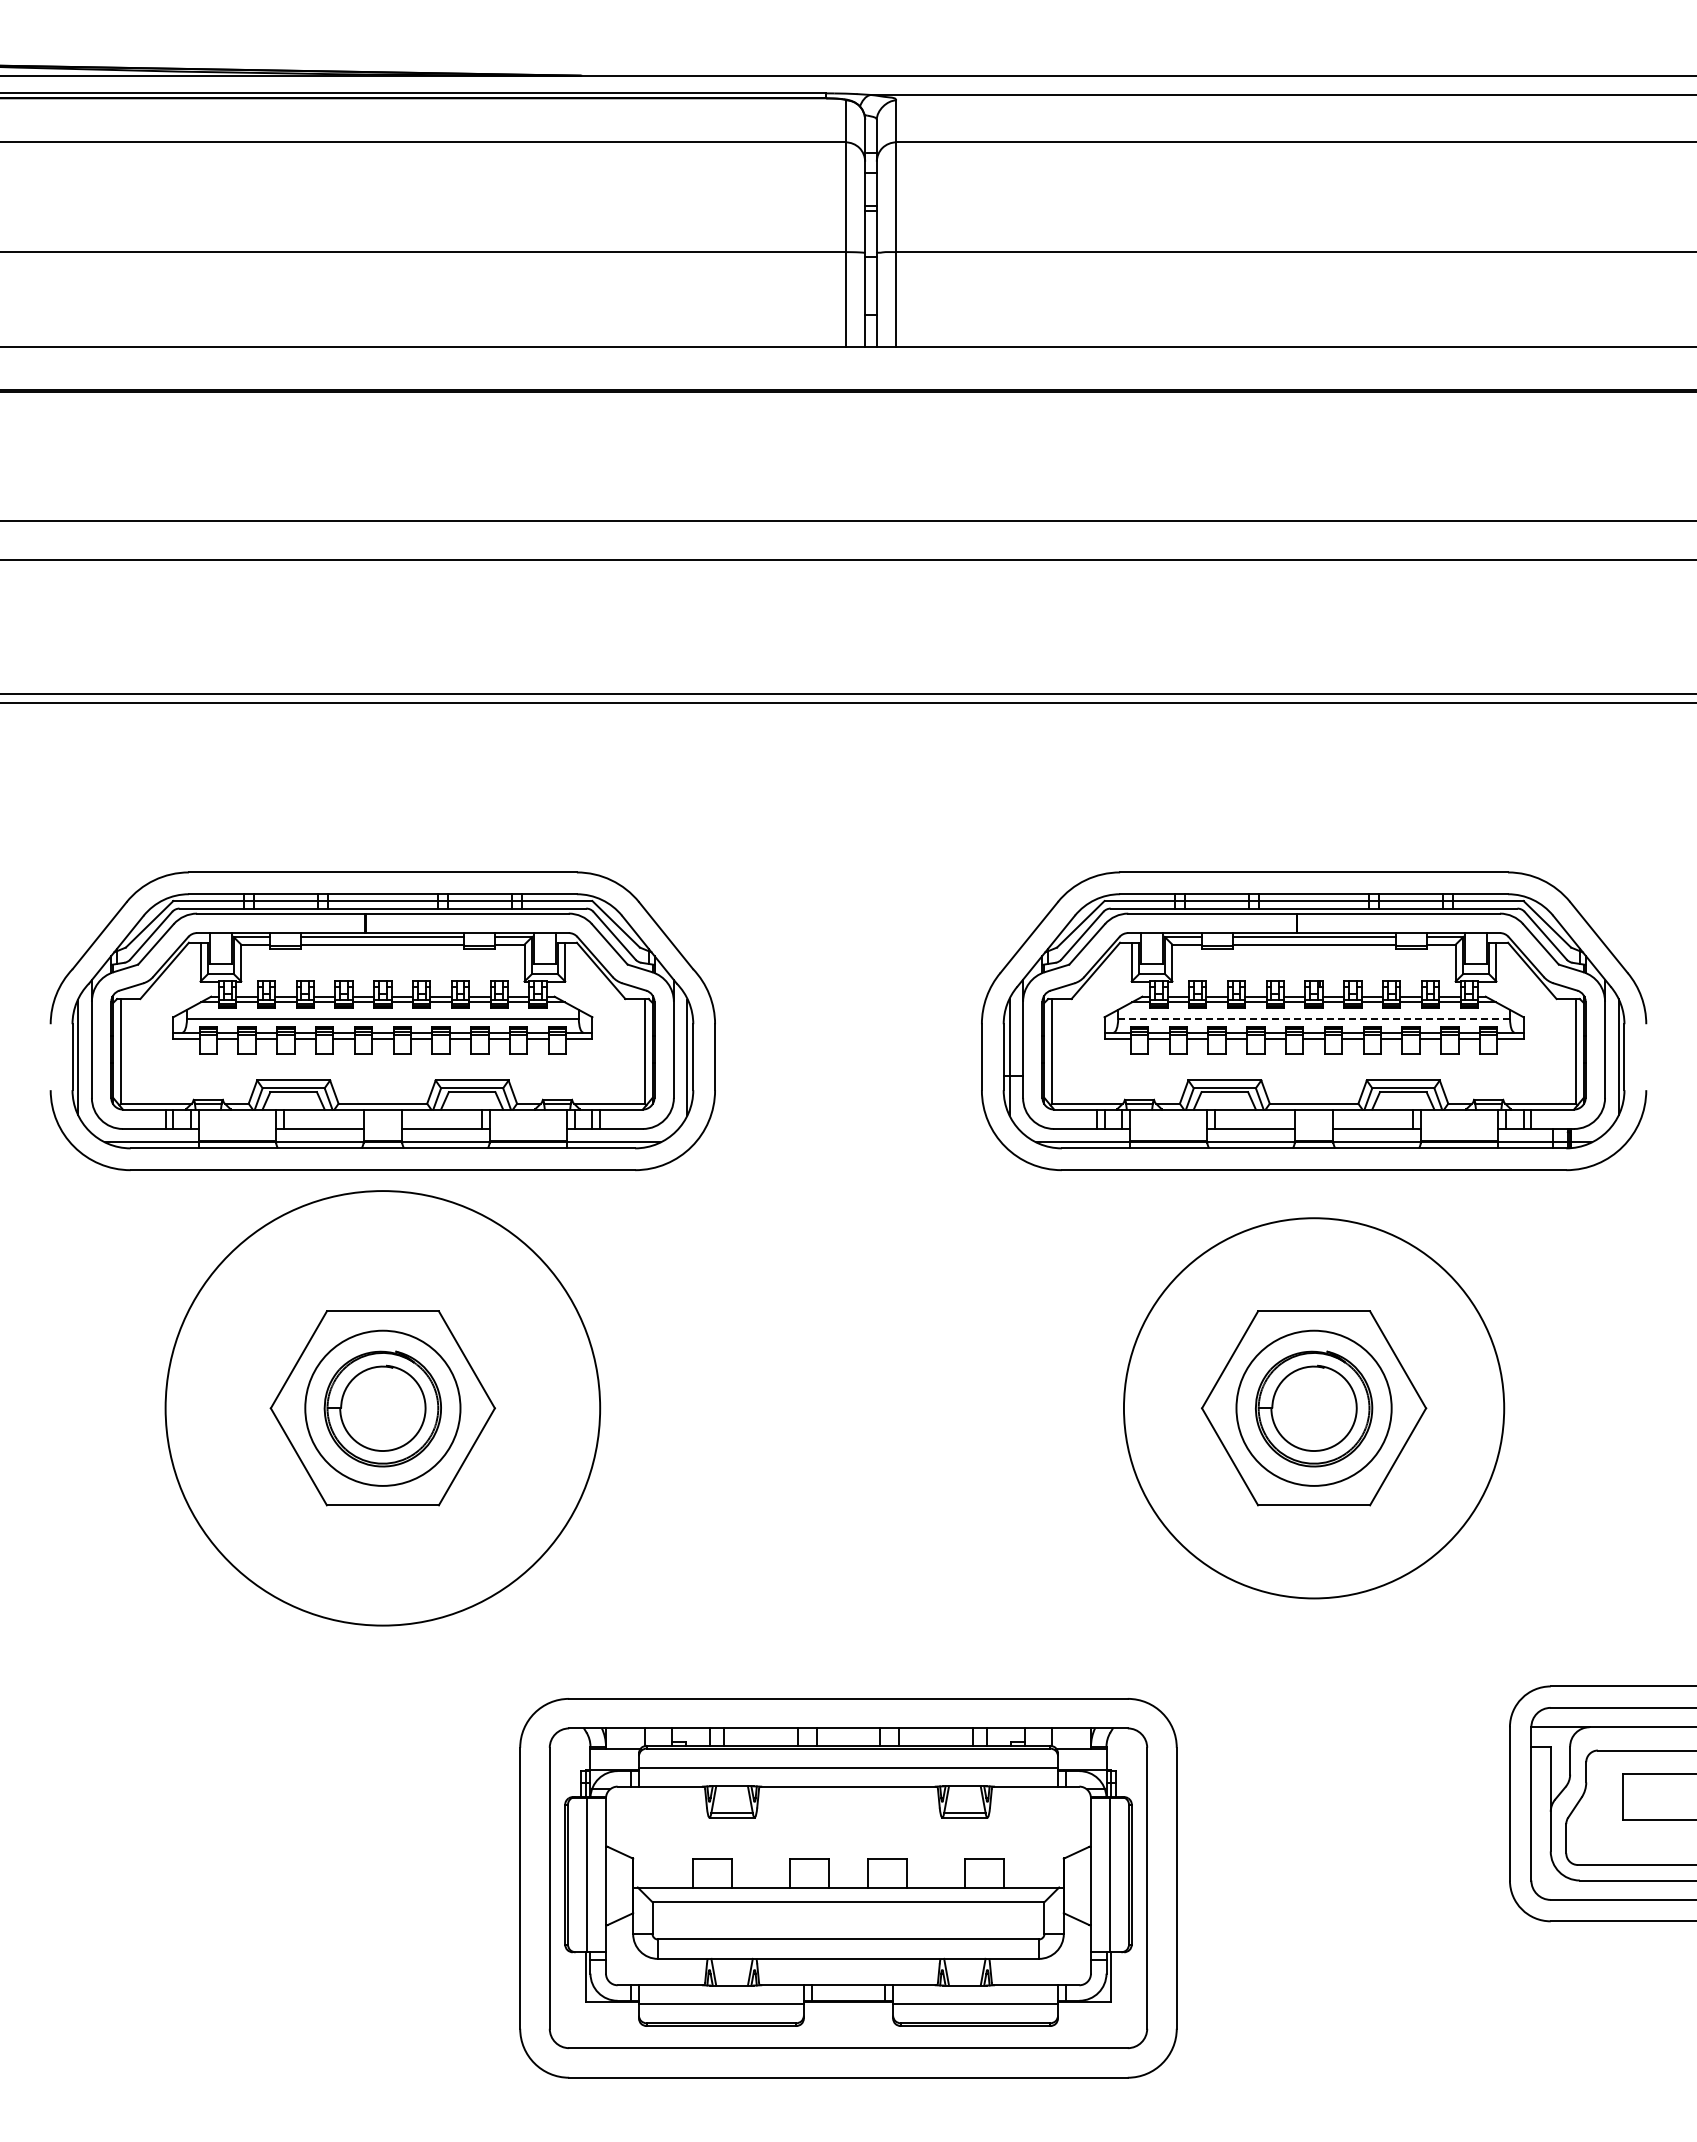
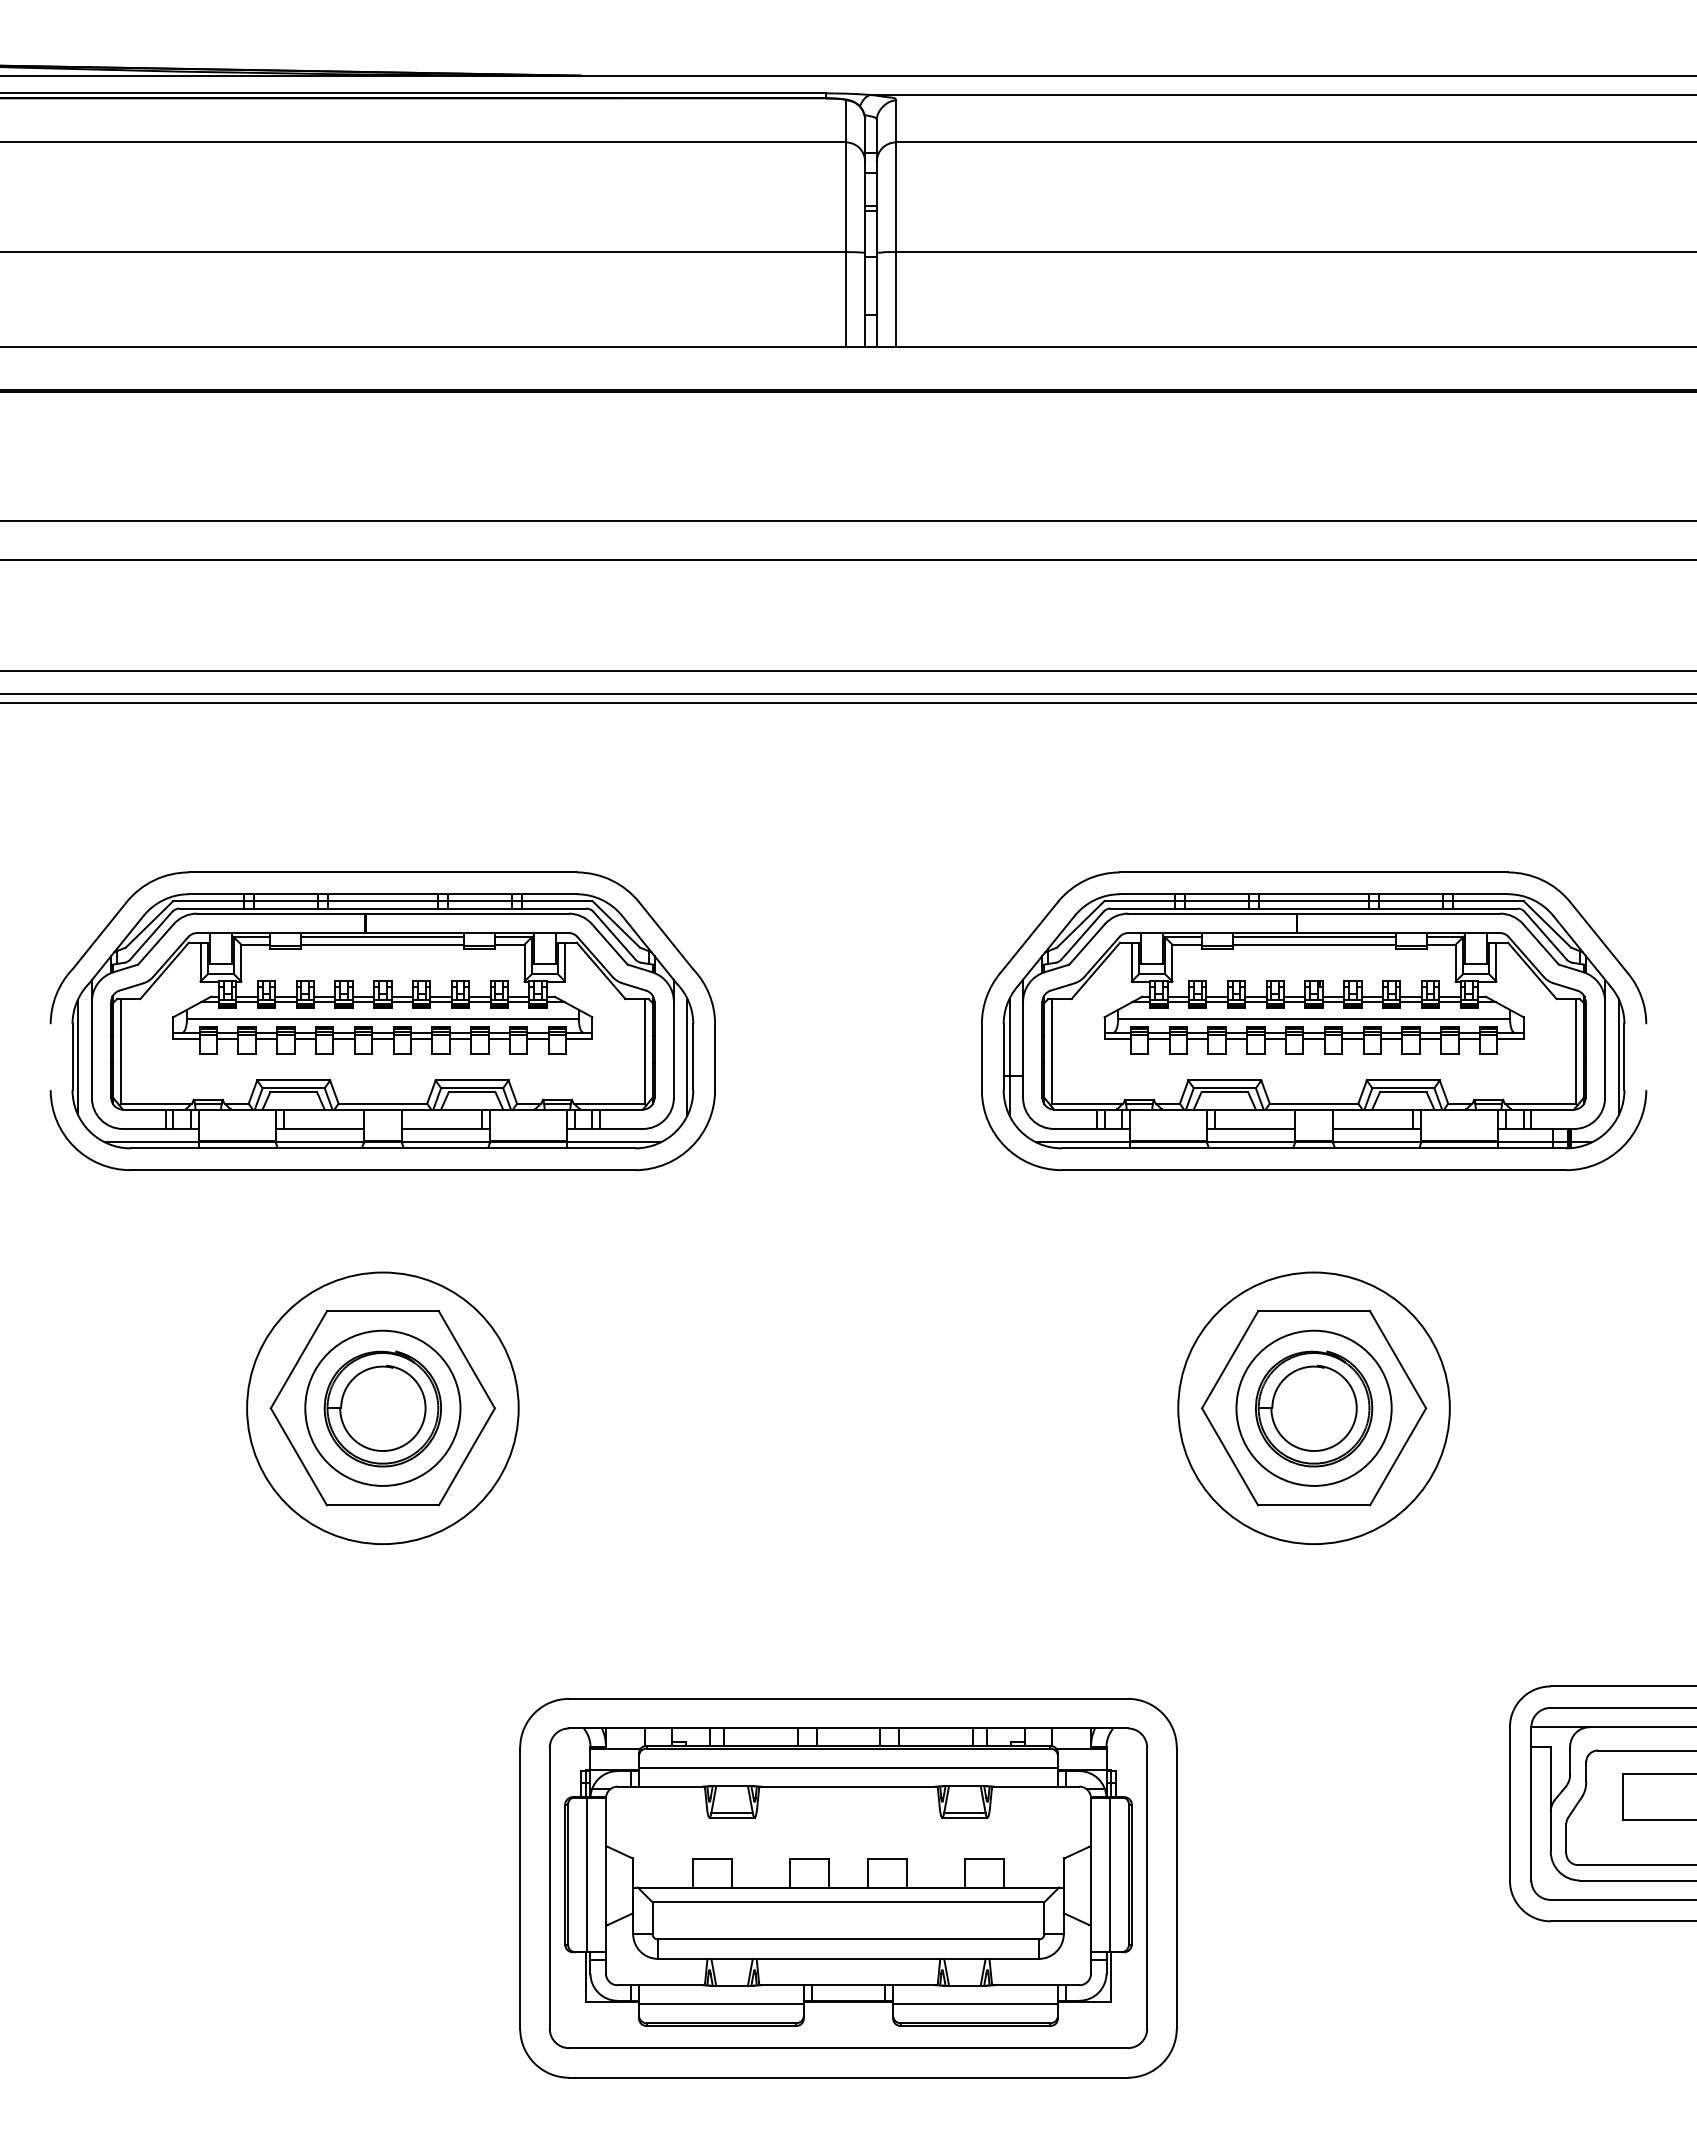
line: none -> present (847, 670)
line: dashed -> solid (1314, 1019)
circle diameter: 435 px -> 272 px (382, 1408)
circle diameter: 380 px -> 272 px (1313, 1408)
